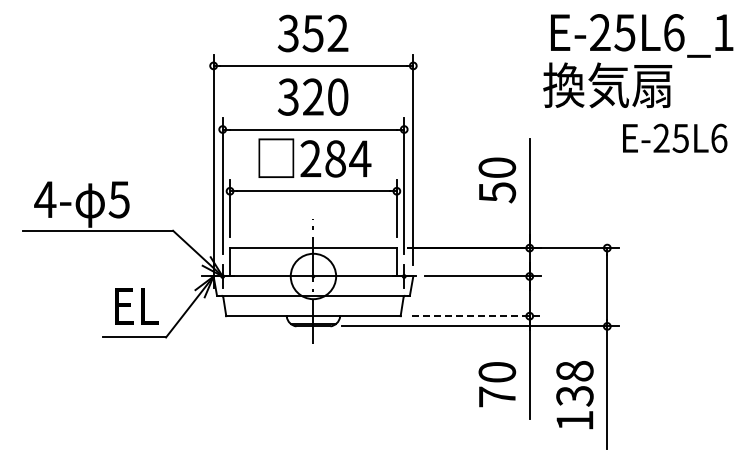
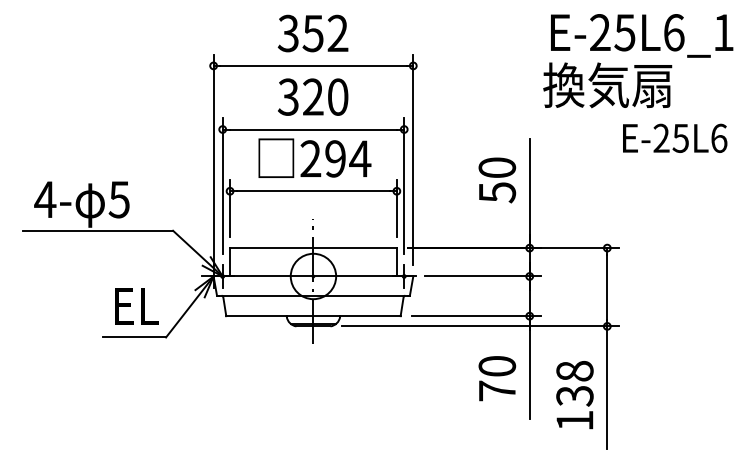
text: 284 -> 294 (335, 158)
line: dashed -> solid (476, 316)
text position: (497, 384) -> (497, 378) (497, 378)
